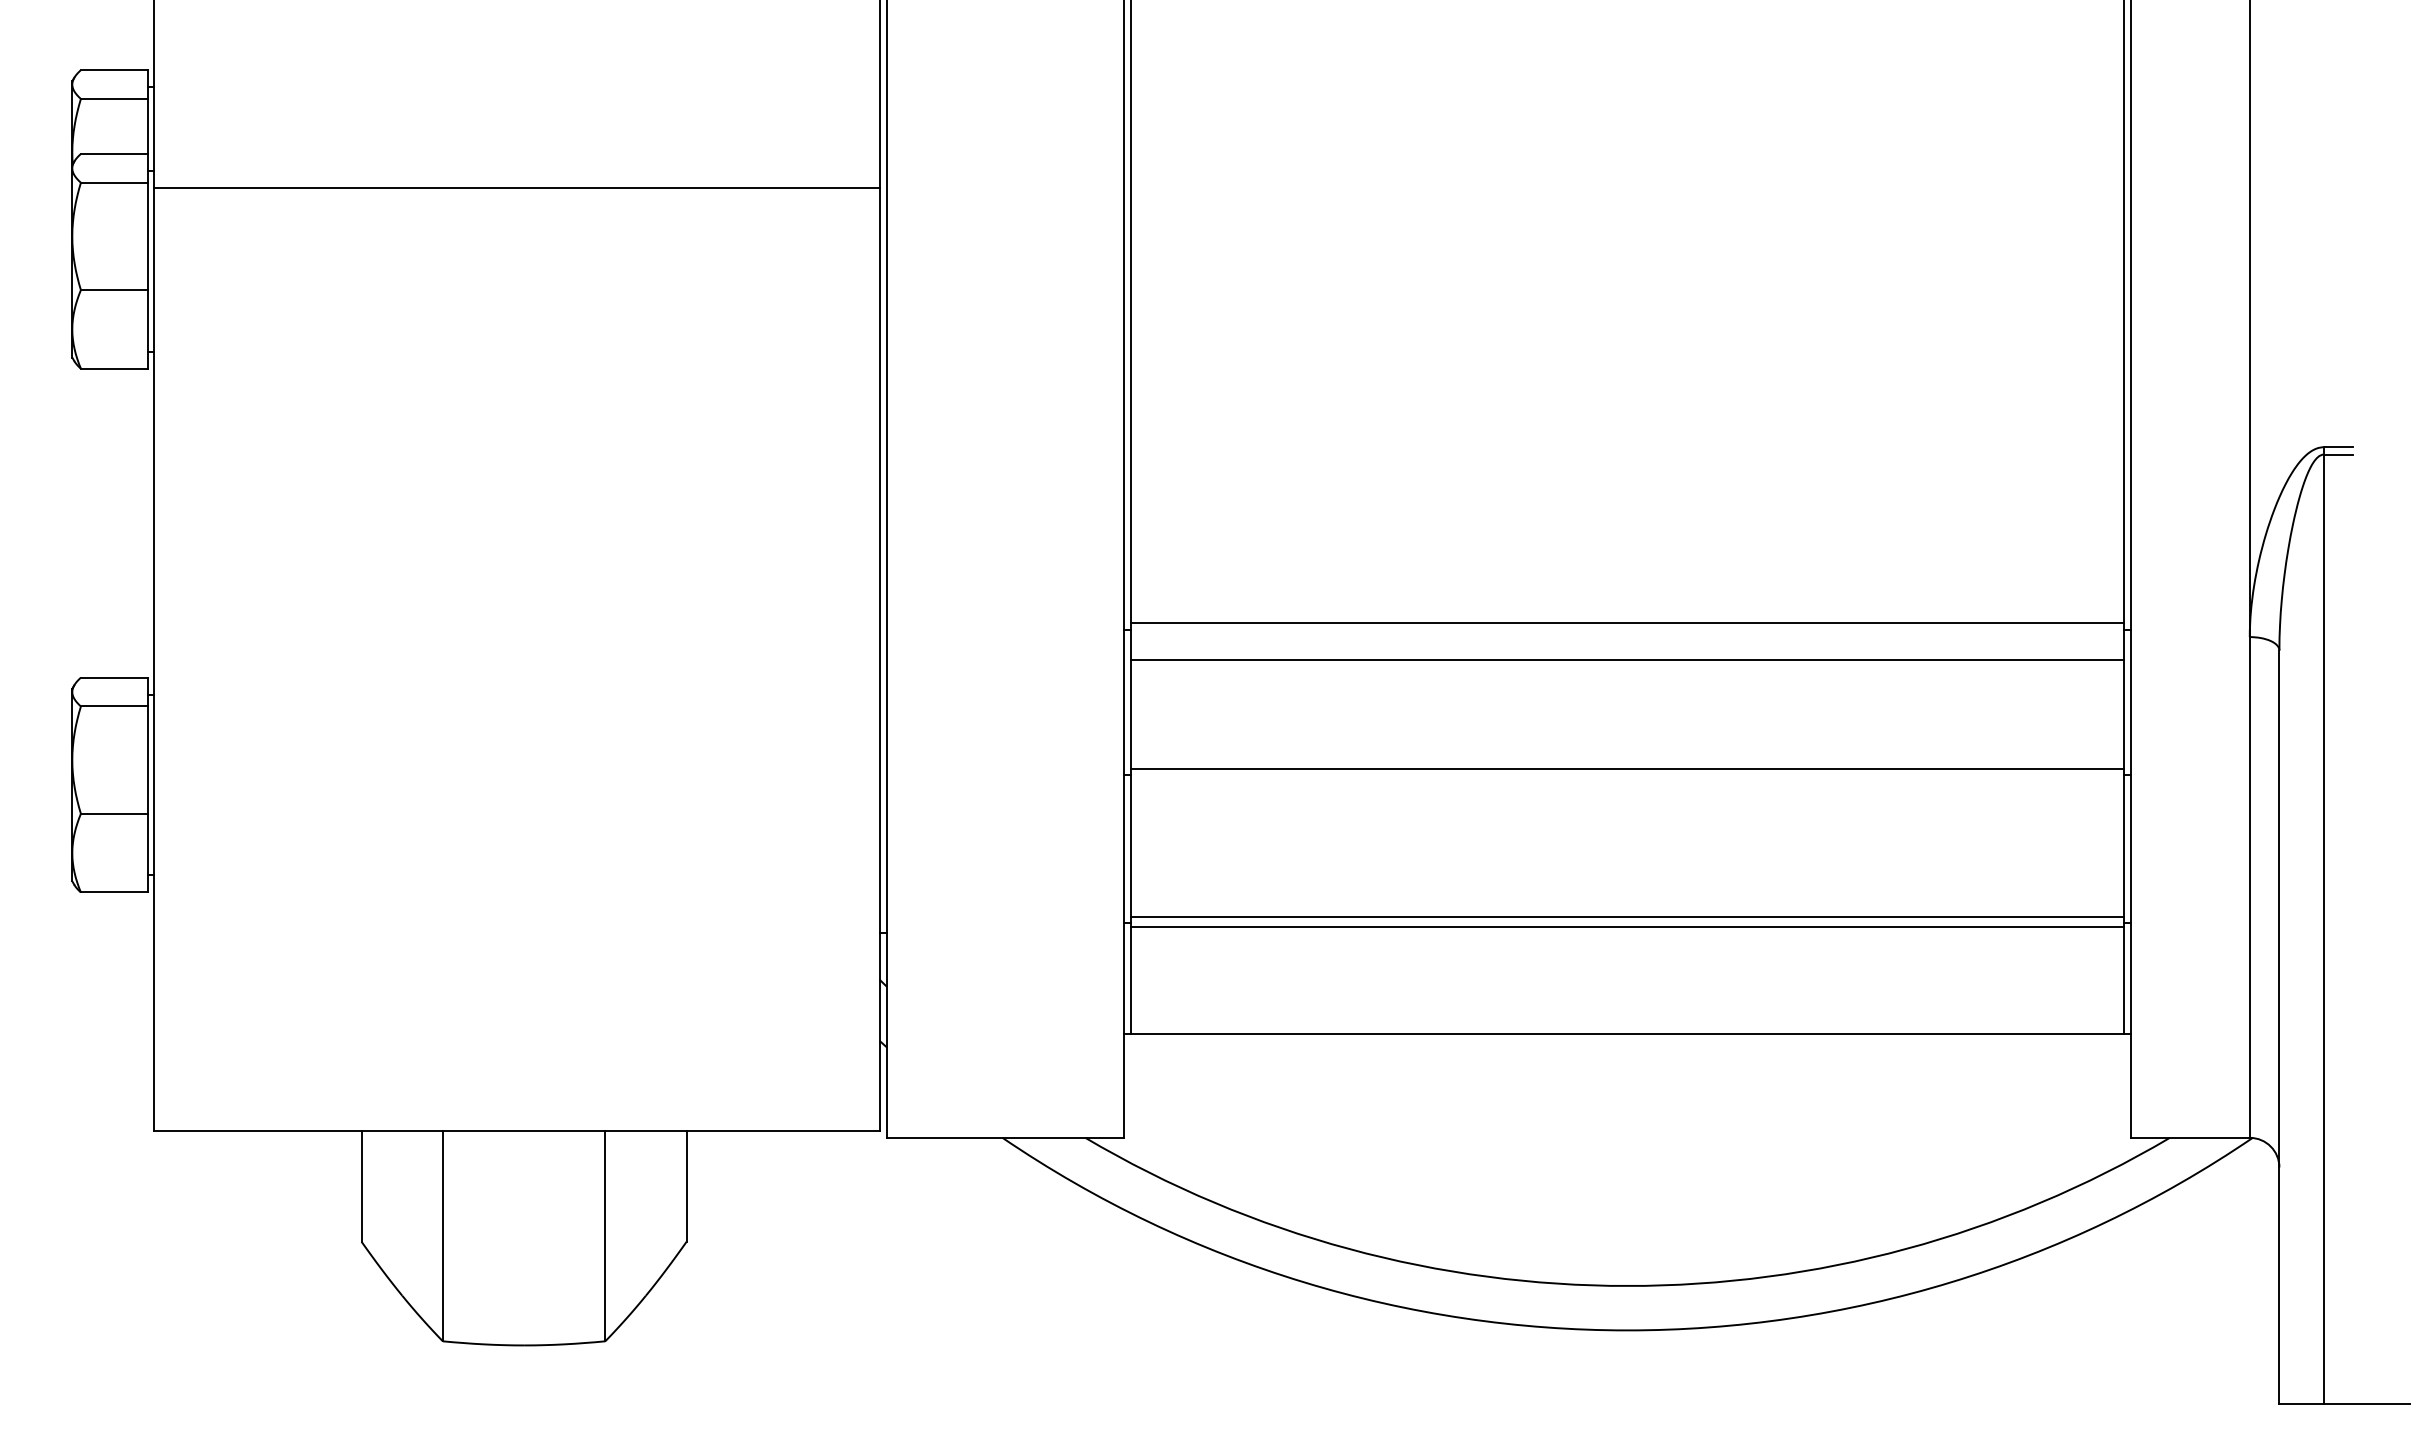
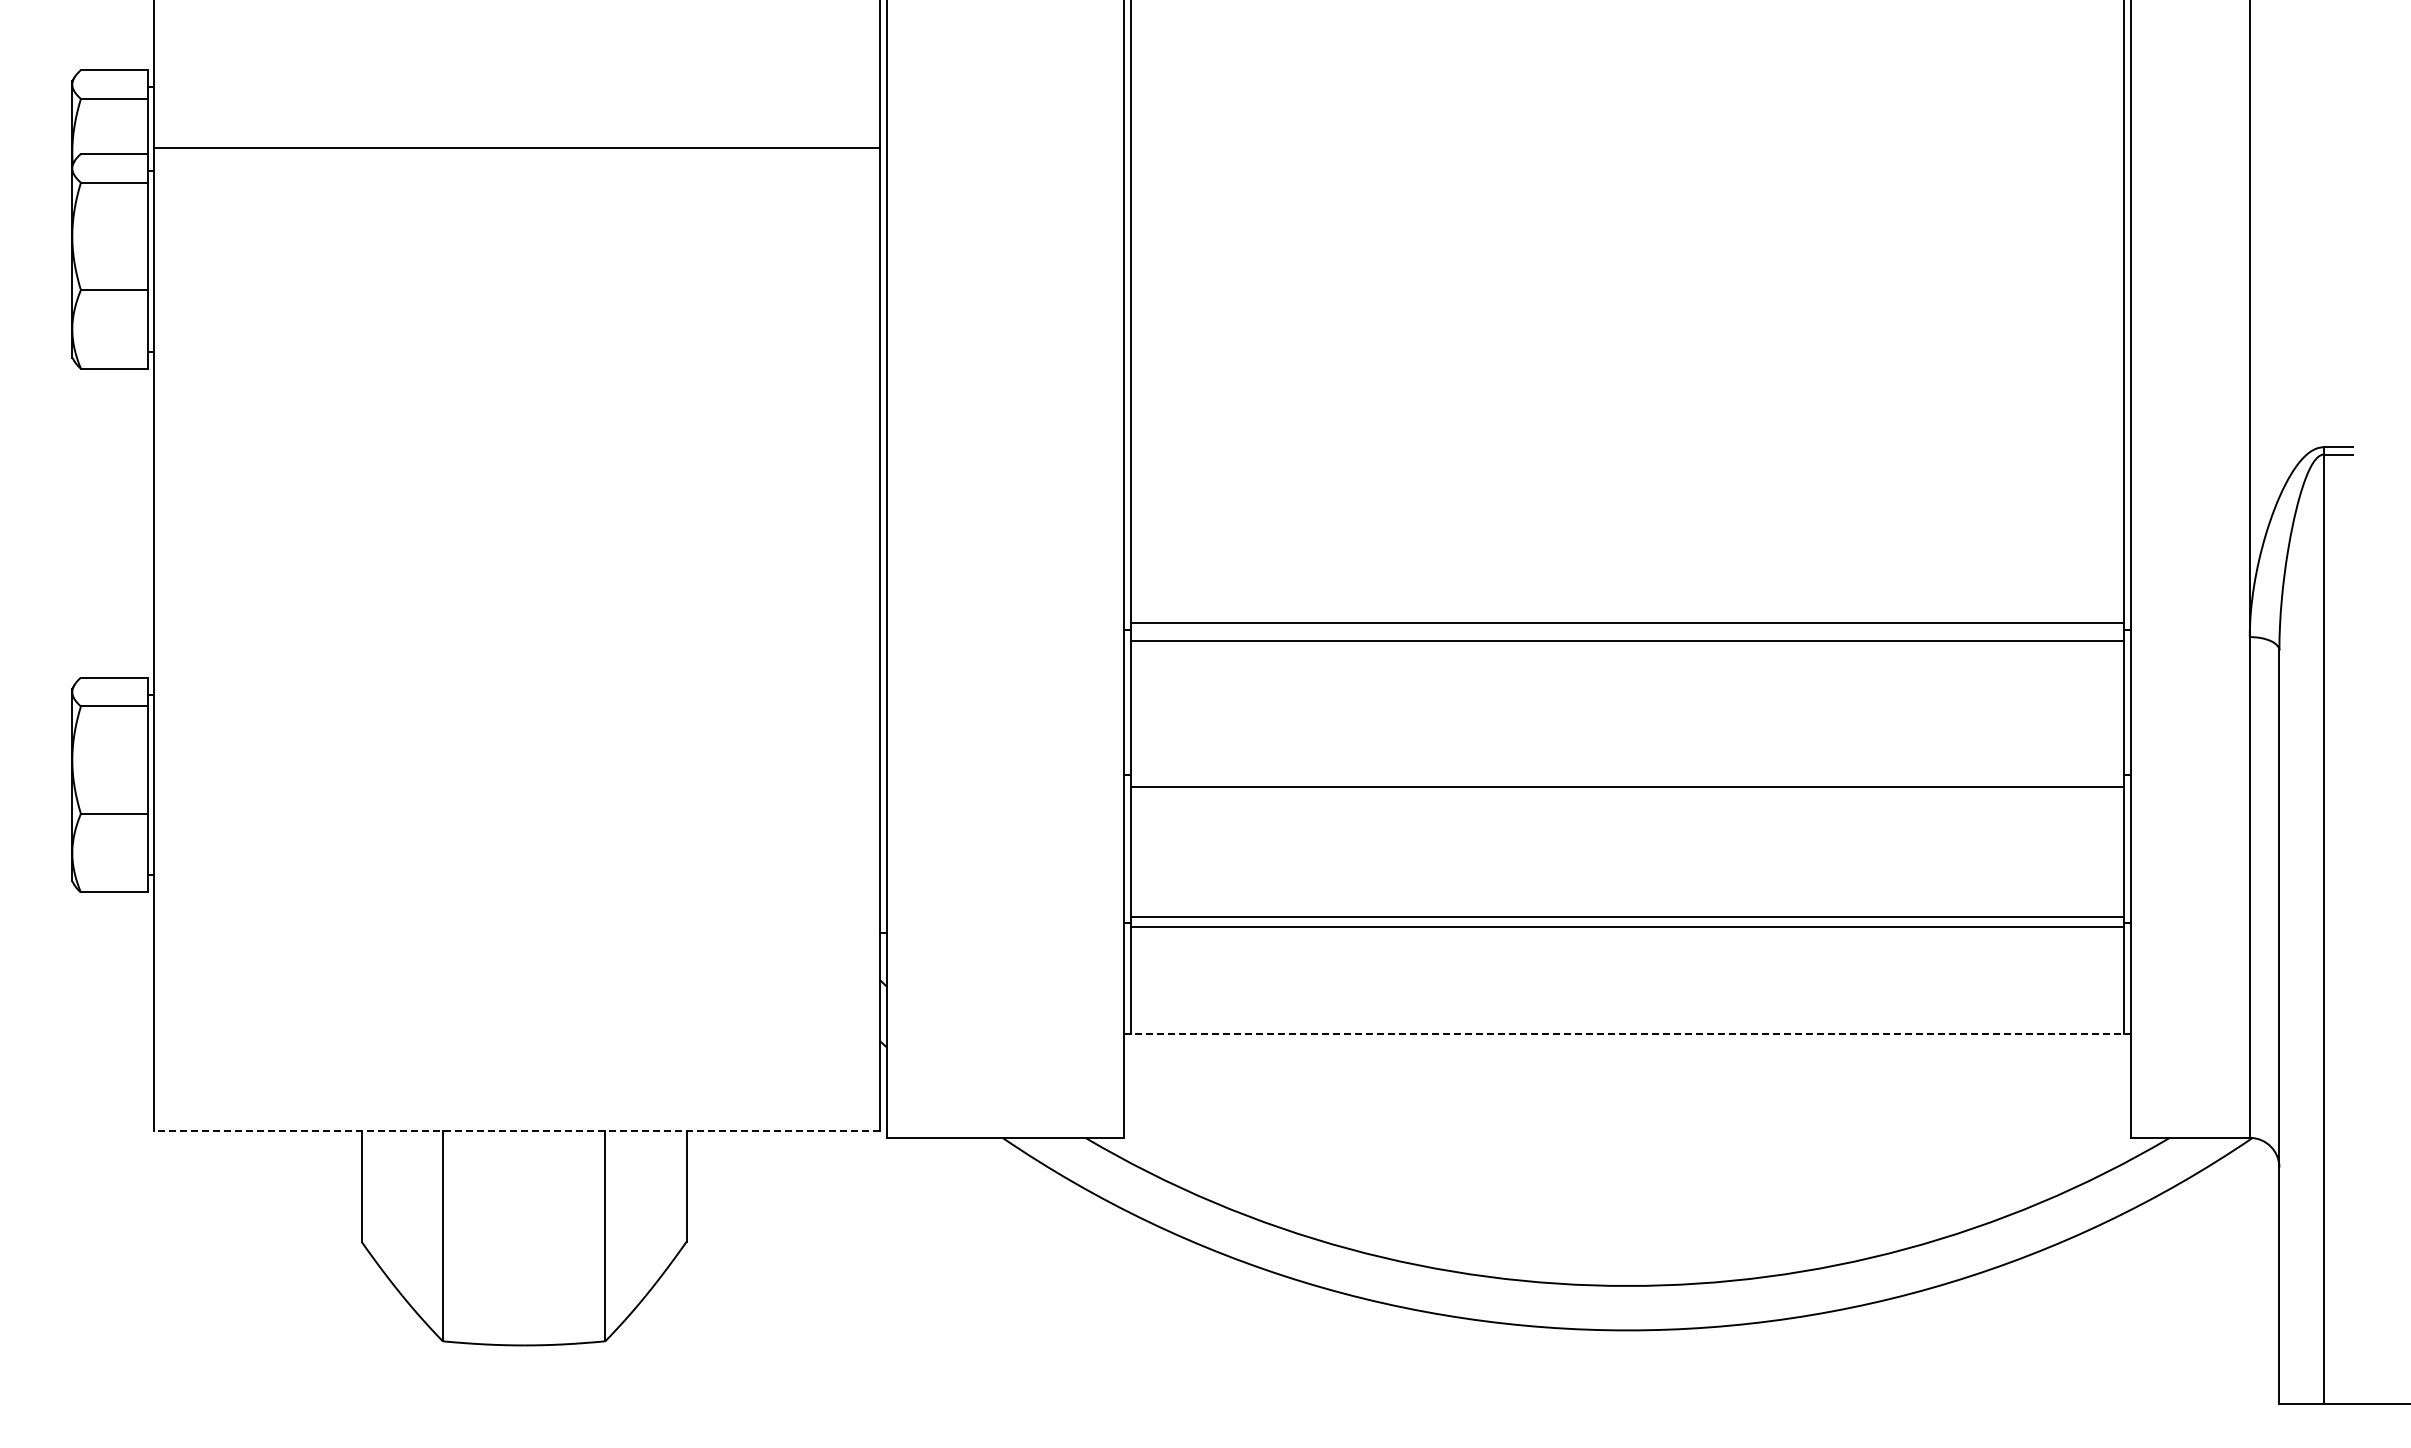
line position: (516, 188) -> (516, 148) (516, 148)
line position: (1627, 659) -> (1627, 640) (1627, 640)
line position: (1627, 769) -> (1627, 787) (1627, 787)
line: solid -> dashed (1627, 1034)
line: solid -> dashed (516, 1130)
